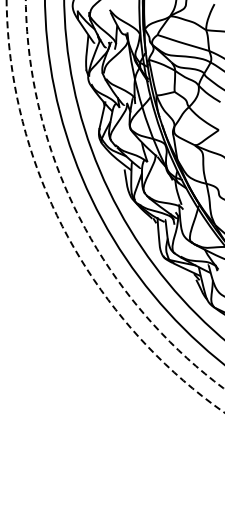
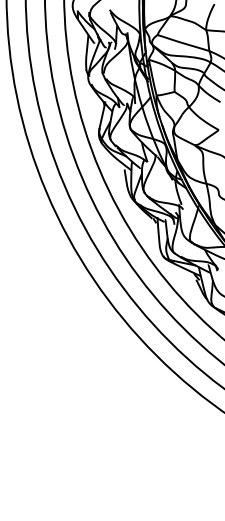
circle: dashed -> solid (124, 194)
circle: dashed -> solid (115, 206)
